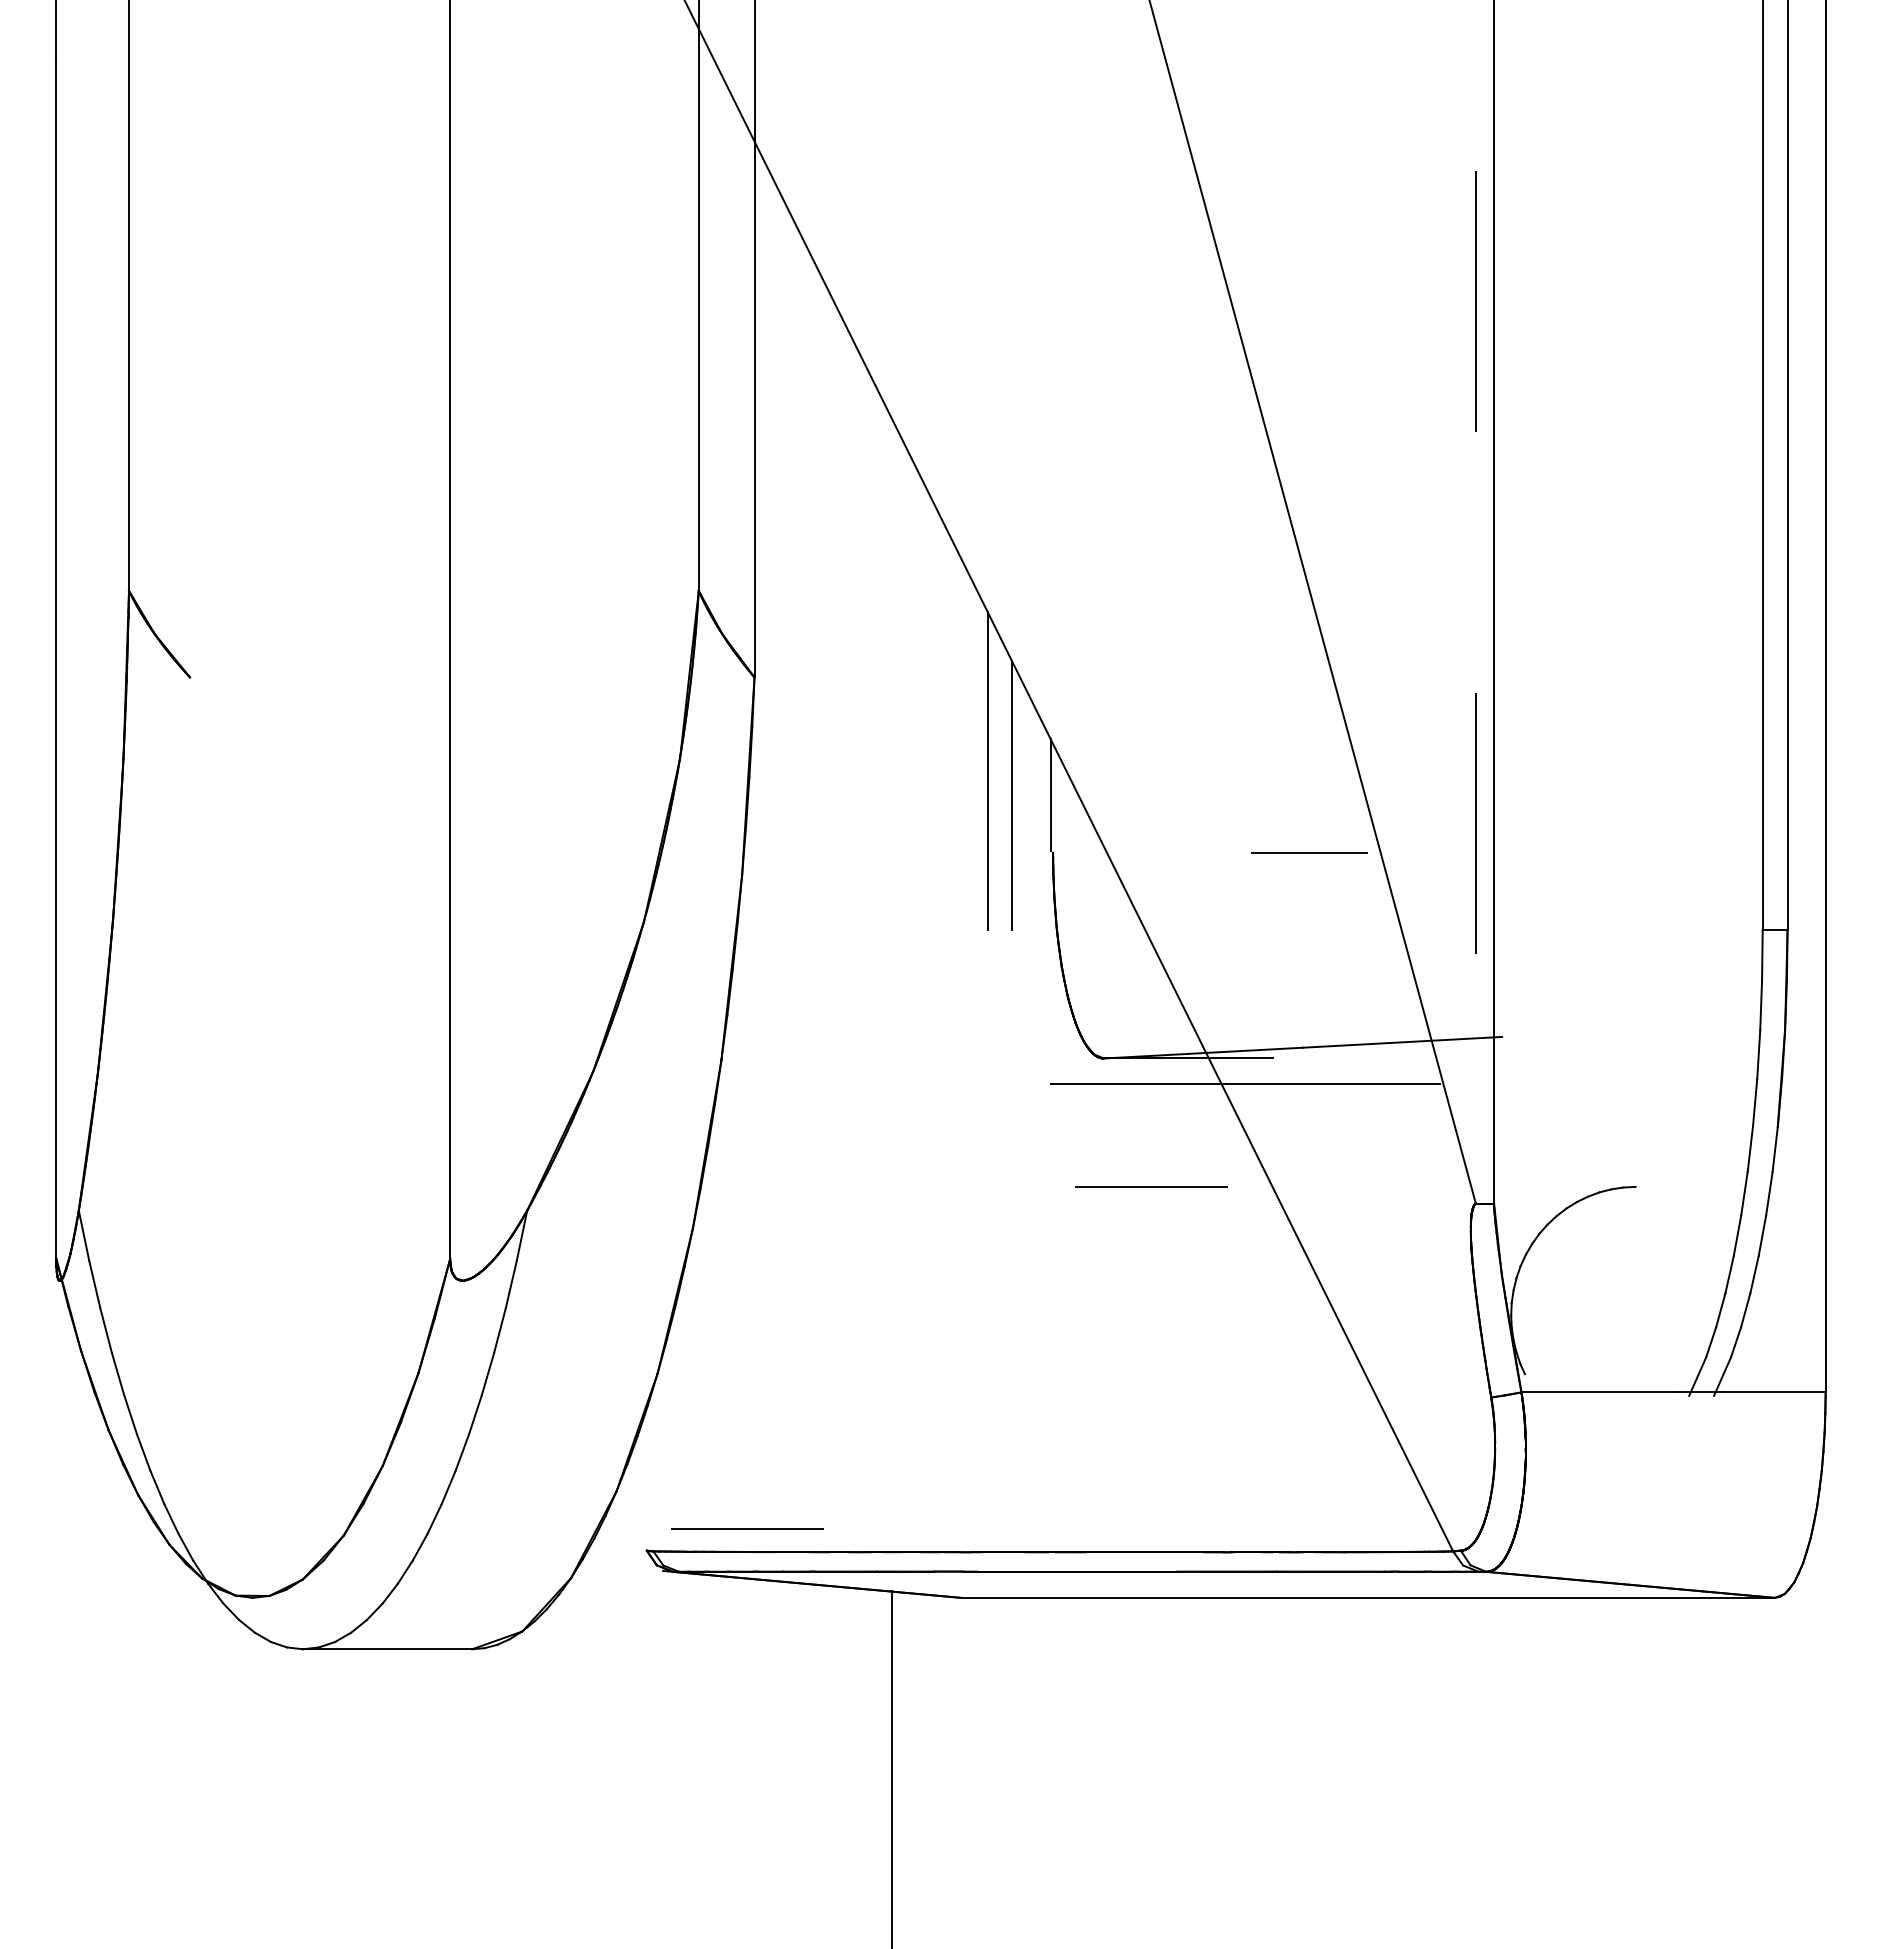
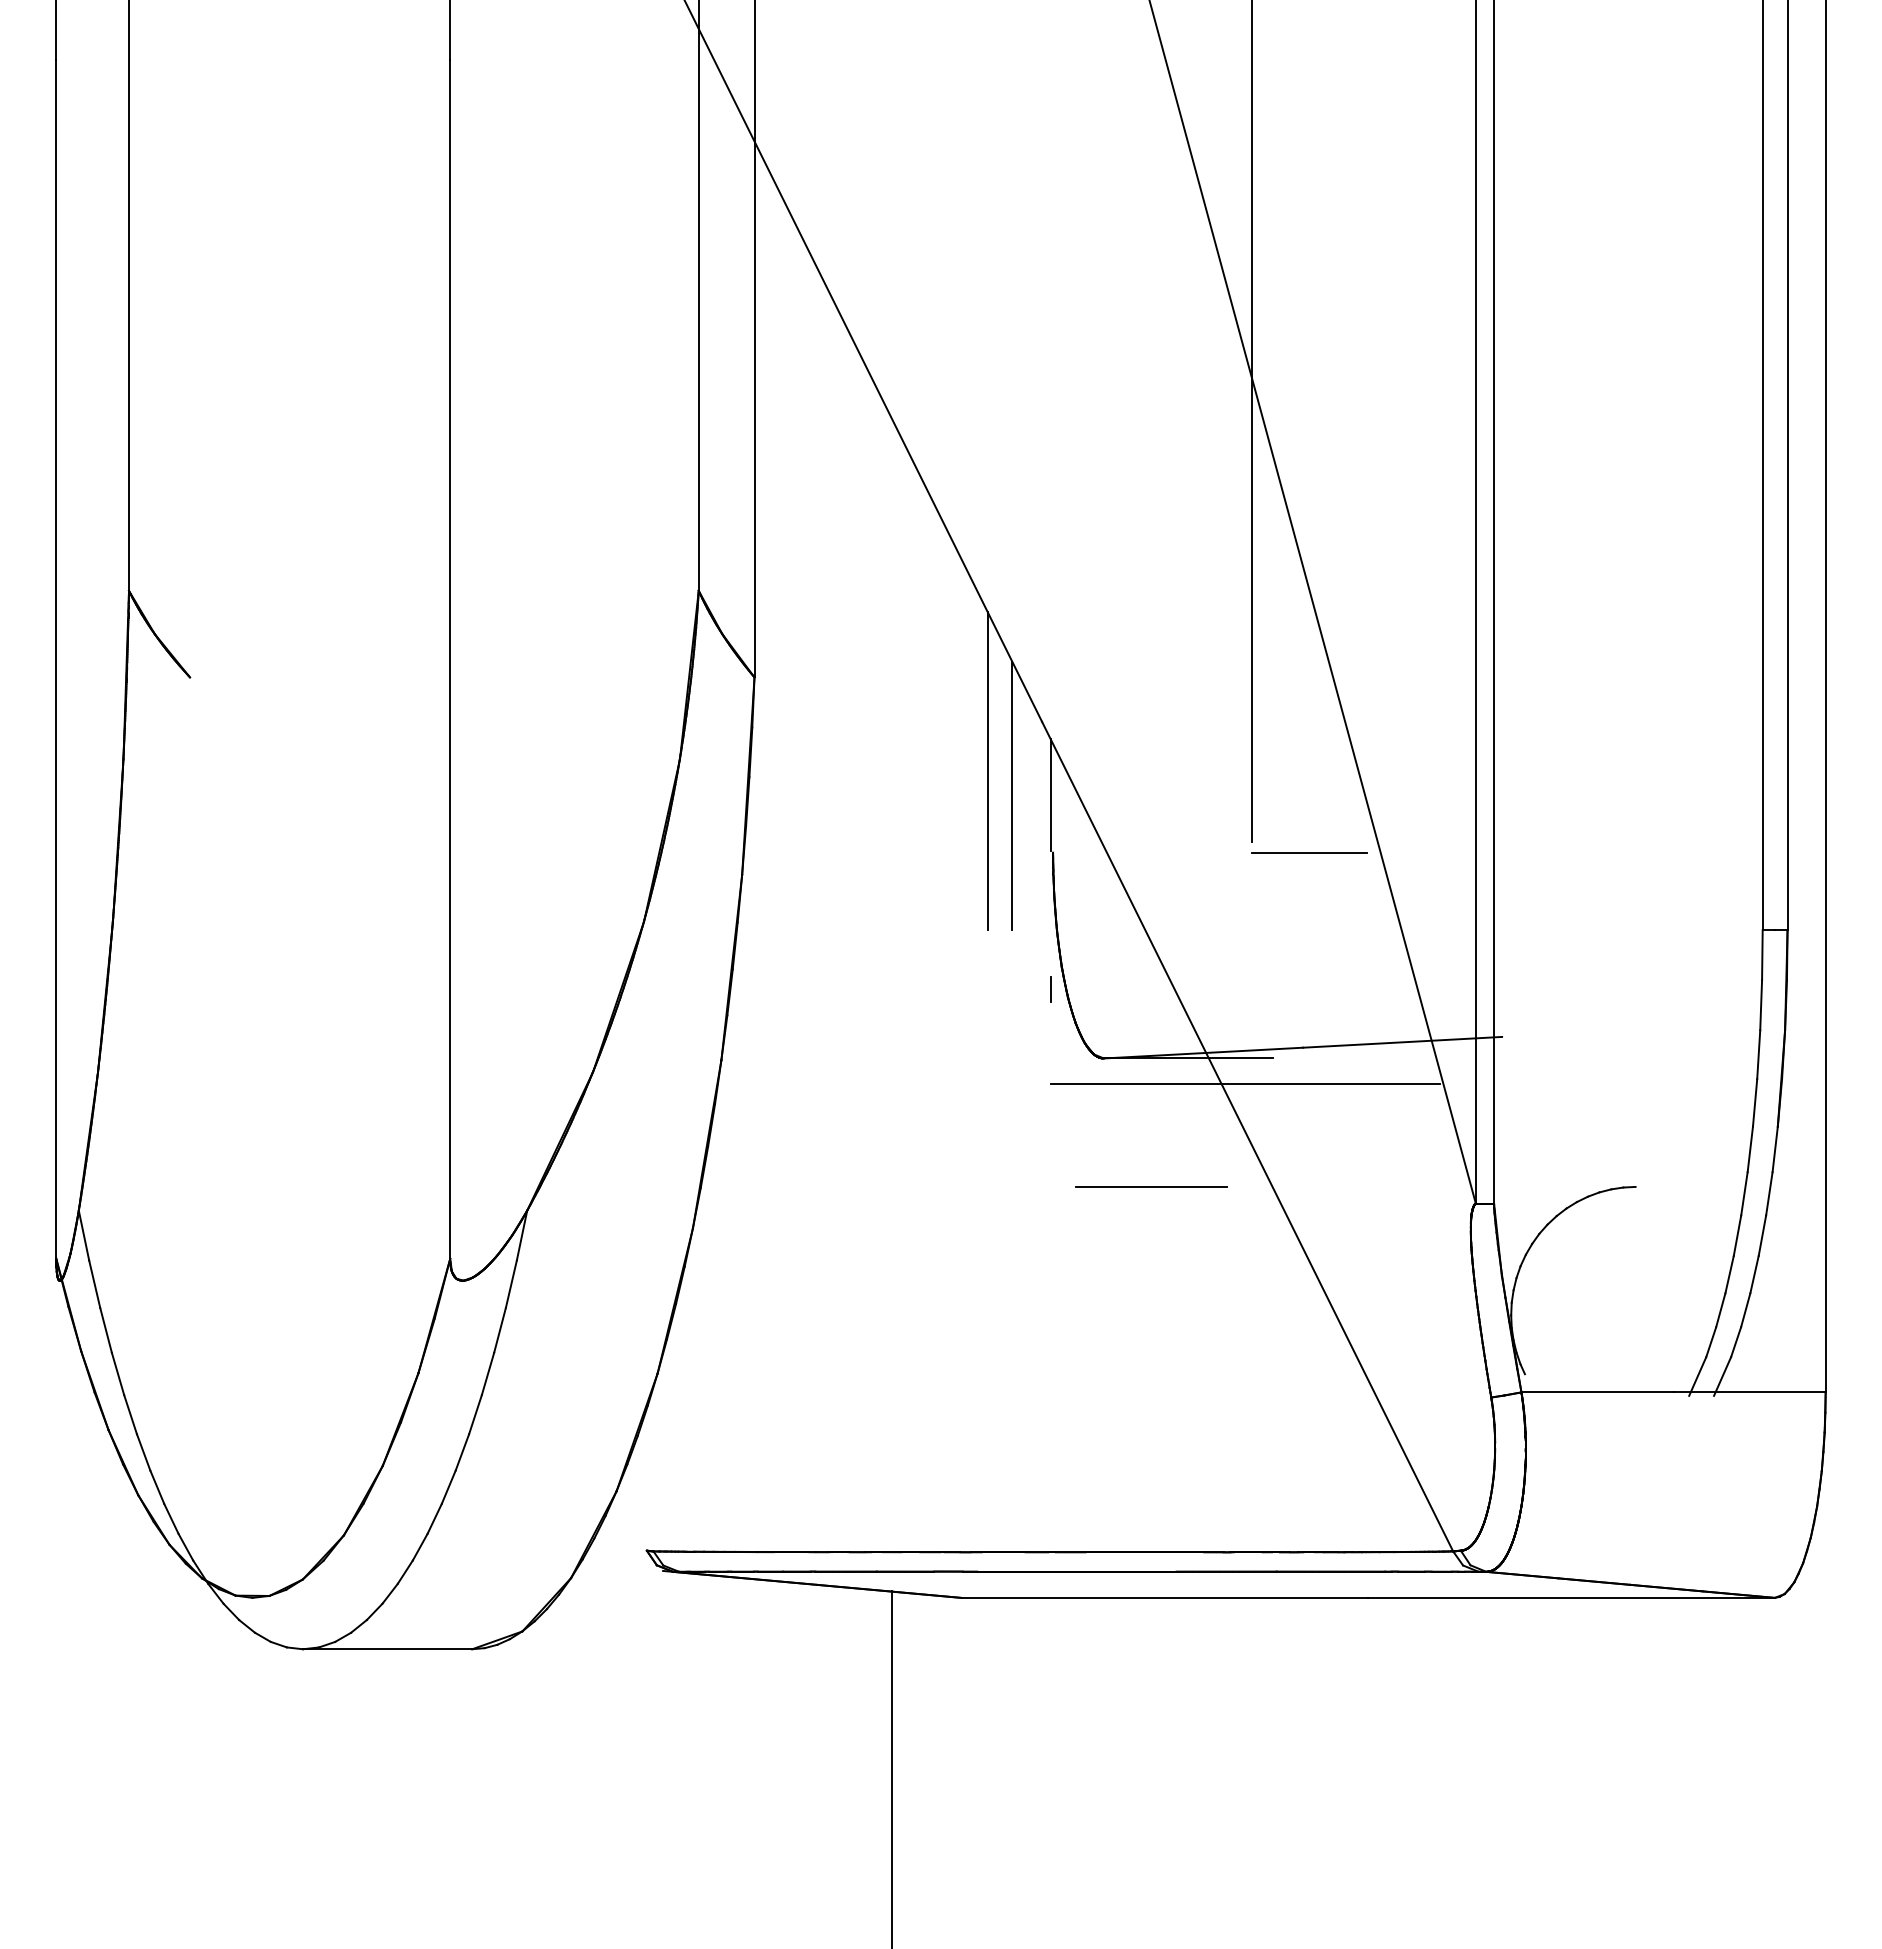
line: none -> present (1252, 421)
line: dashed -> solid (1475, 602)
line: none -> present (1050, 989)
line: present -> none (747, 1528)
